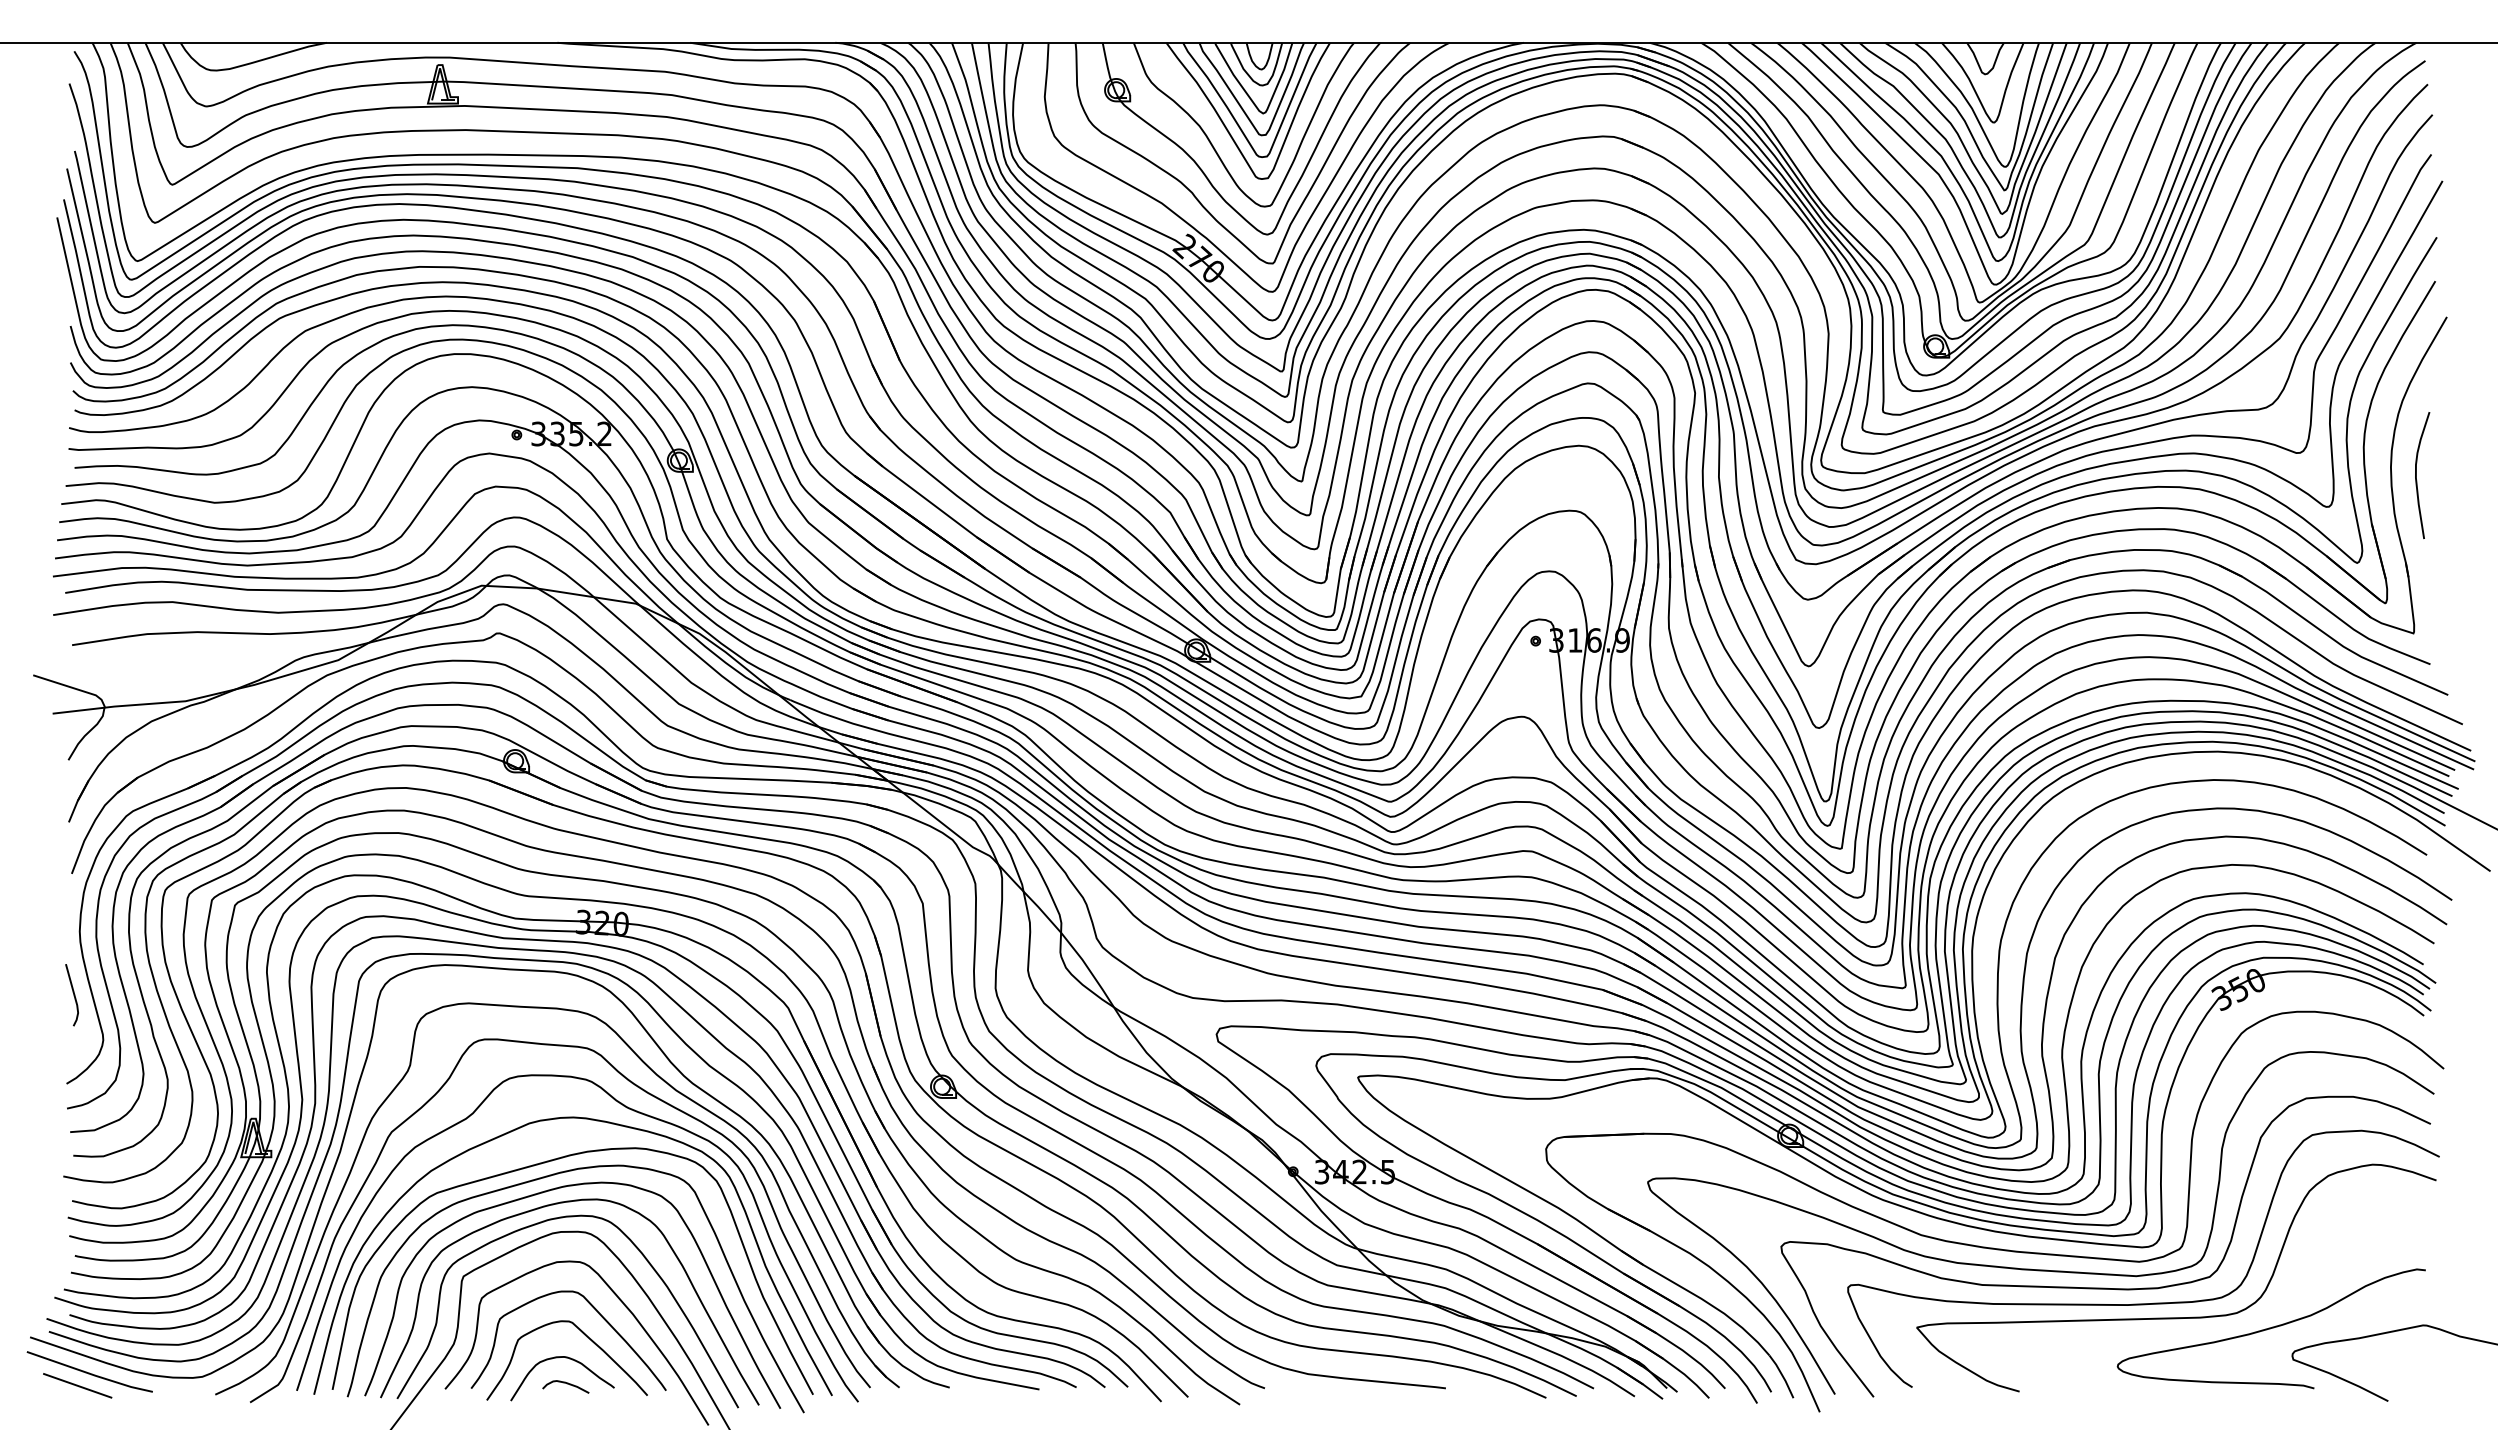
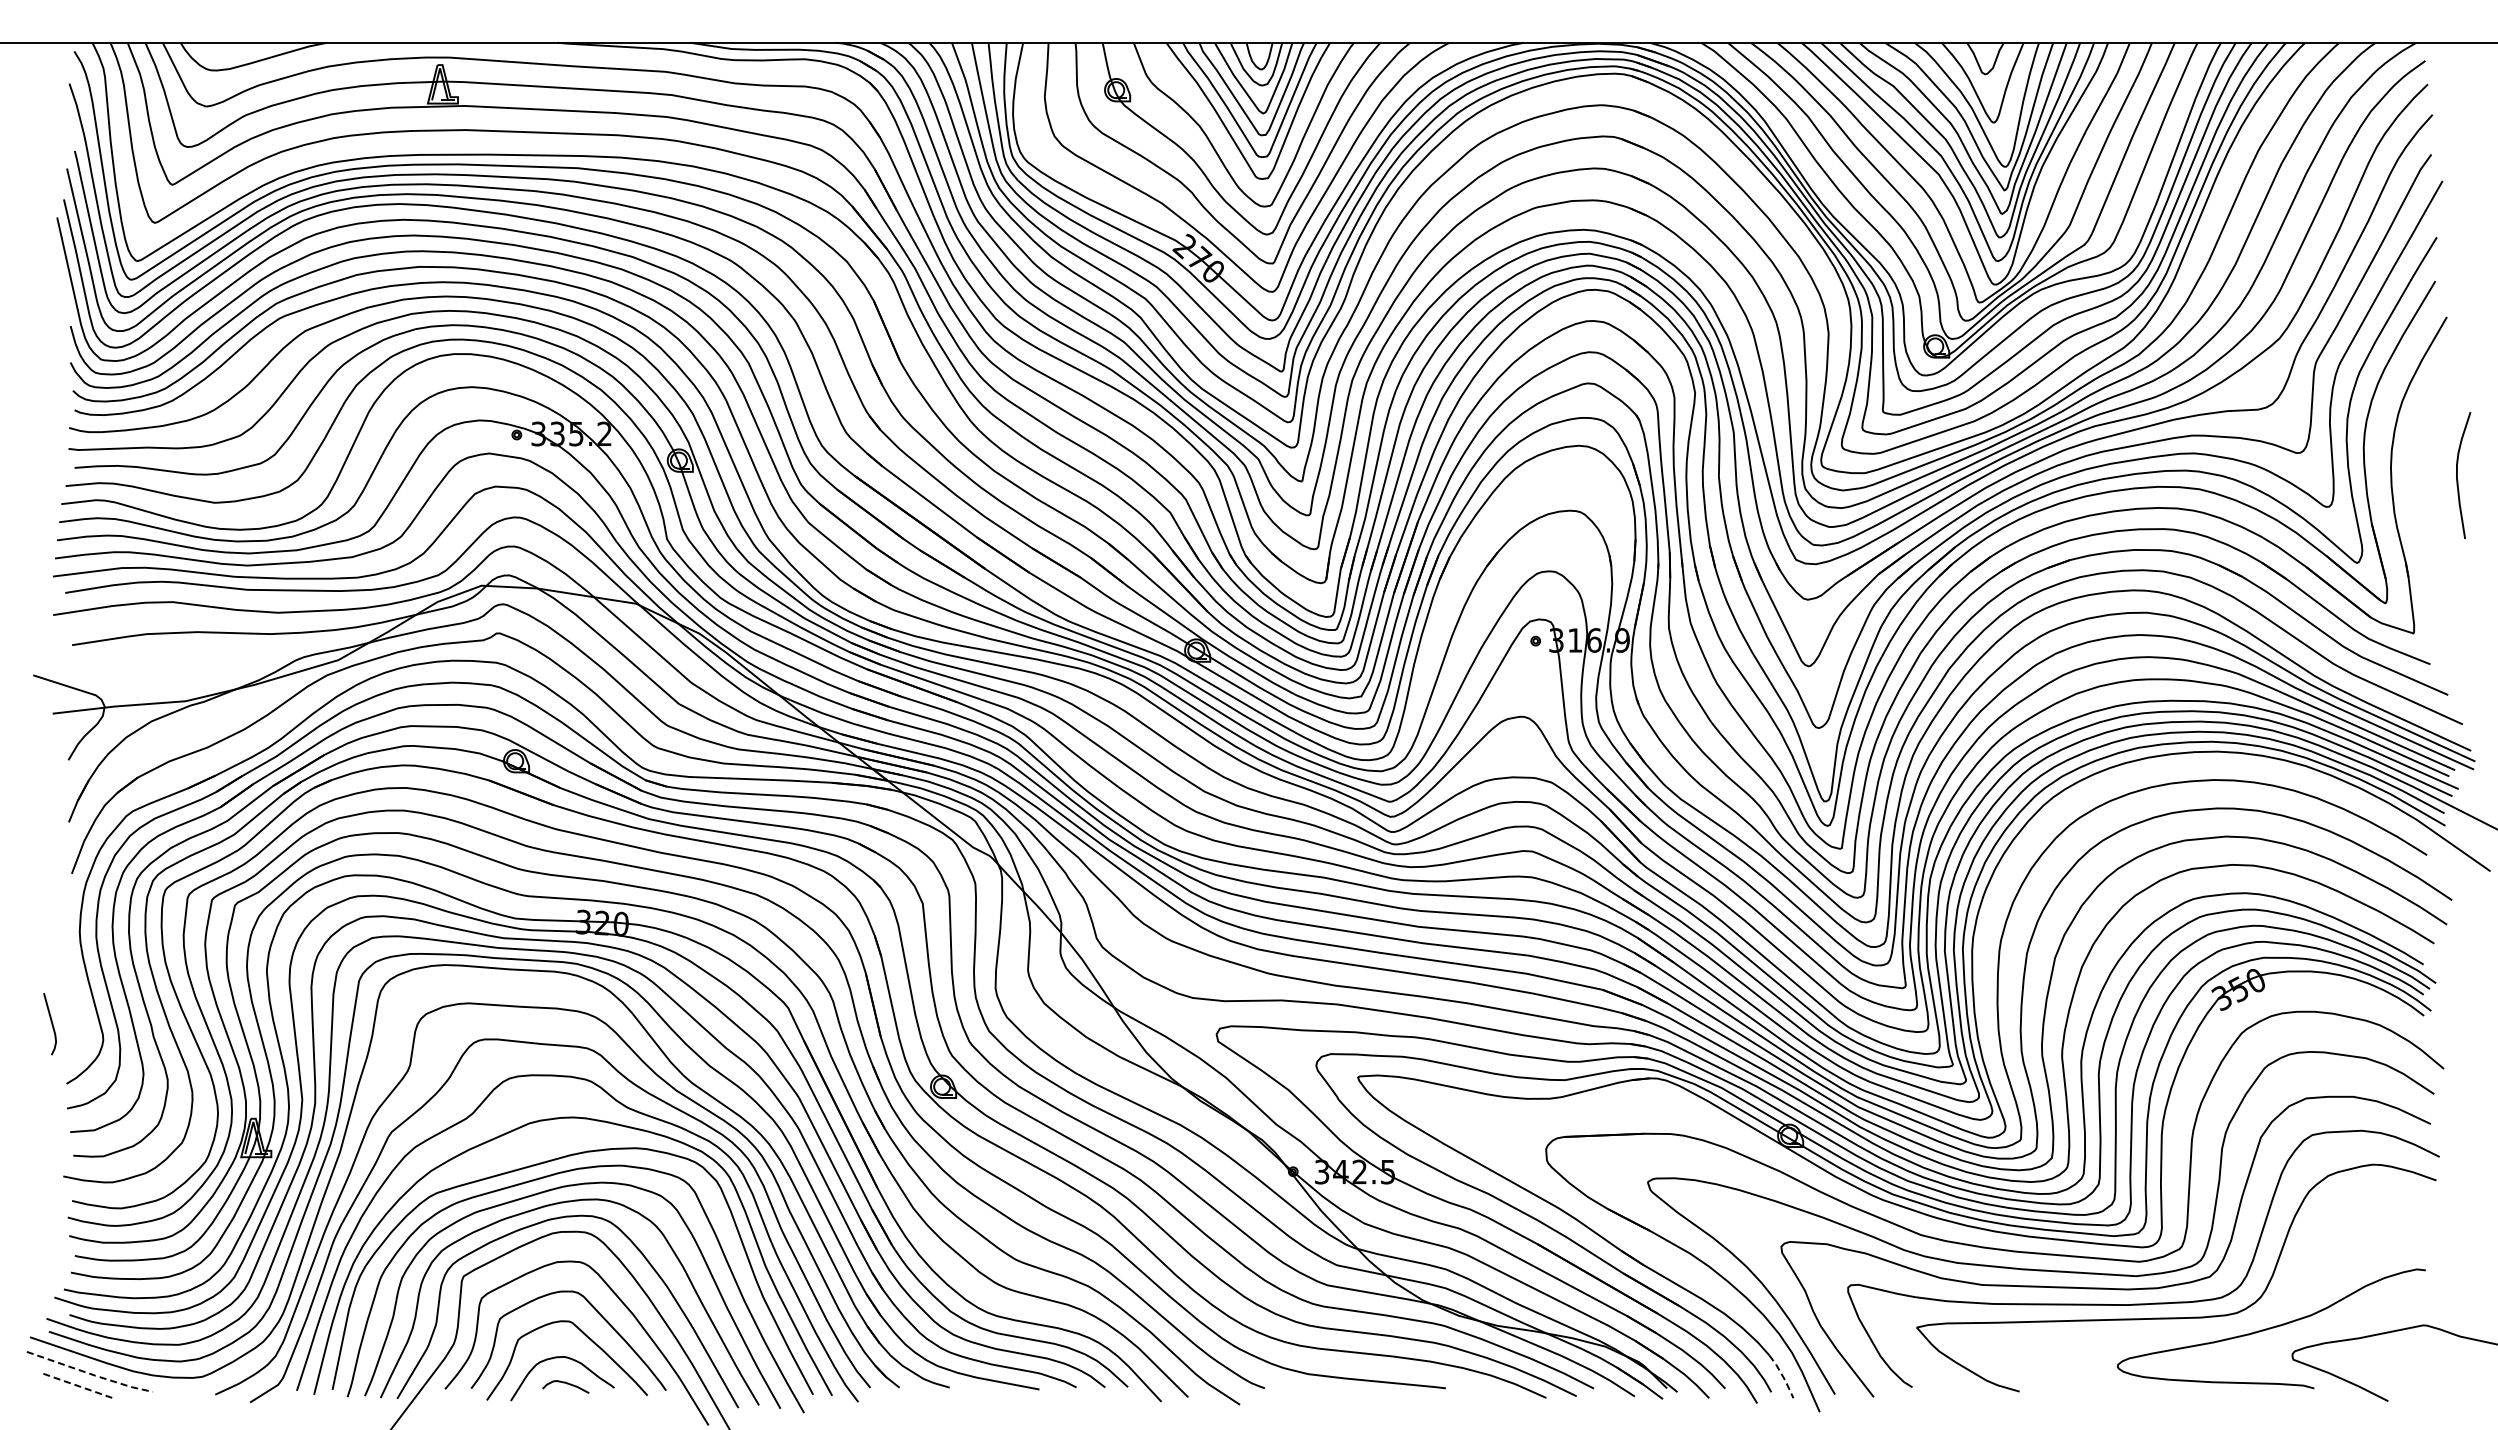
curve position: (2416, 475) -> (2457, 475) (2457, 475)
line position: (73, 995) -> (51, 1024) (51, 1024)
line: solid -> dashed (90, 1374)
line: solid -> dashed (1782, 1375)
line: solid -> dashed (77, 1385)
